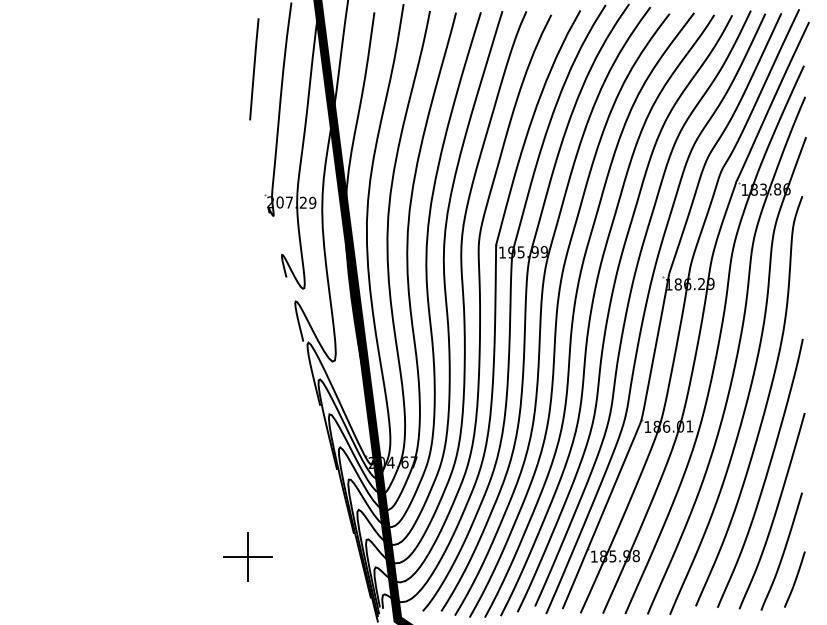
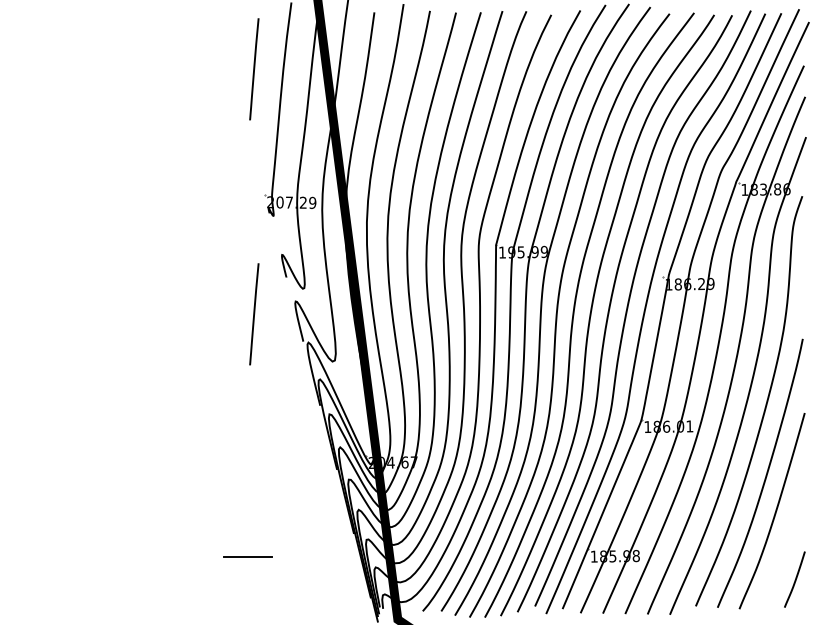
line: none -> present (254, 314)
curve: present -> none (782, 552)
line: present -> none (248, 556)
